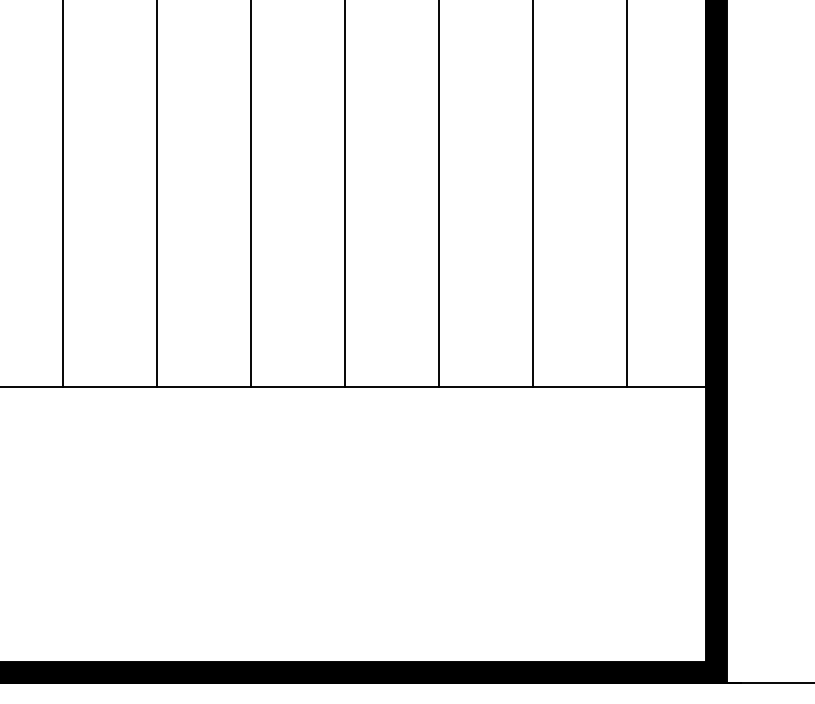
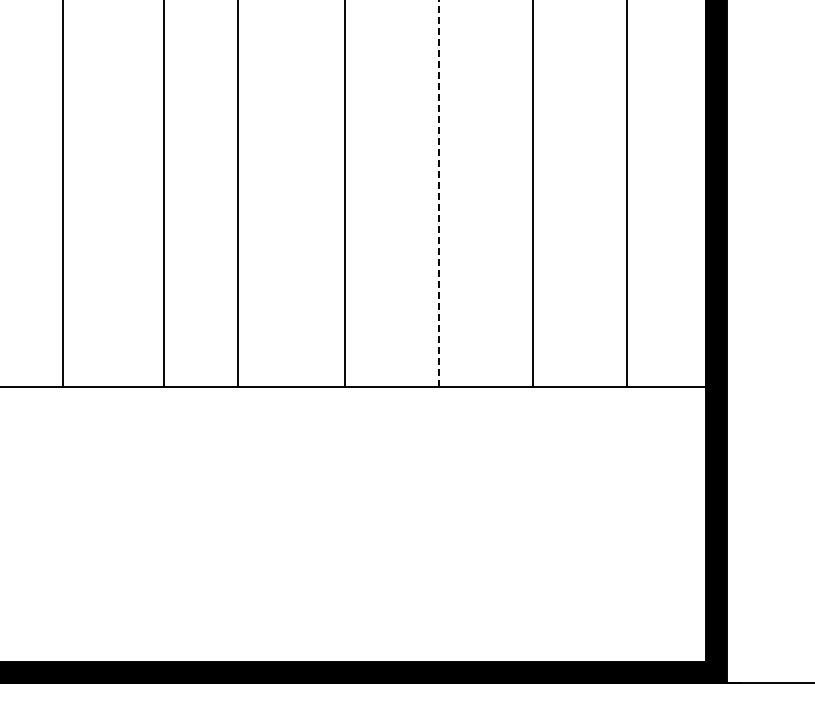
line: solid -> dashed (439, 193)
line position: (157, 194) -> (164, 194) (164, 194)
line position: (251, 194) -> (238, 194) (238, 194)
